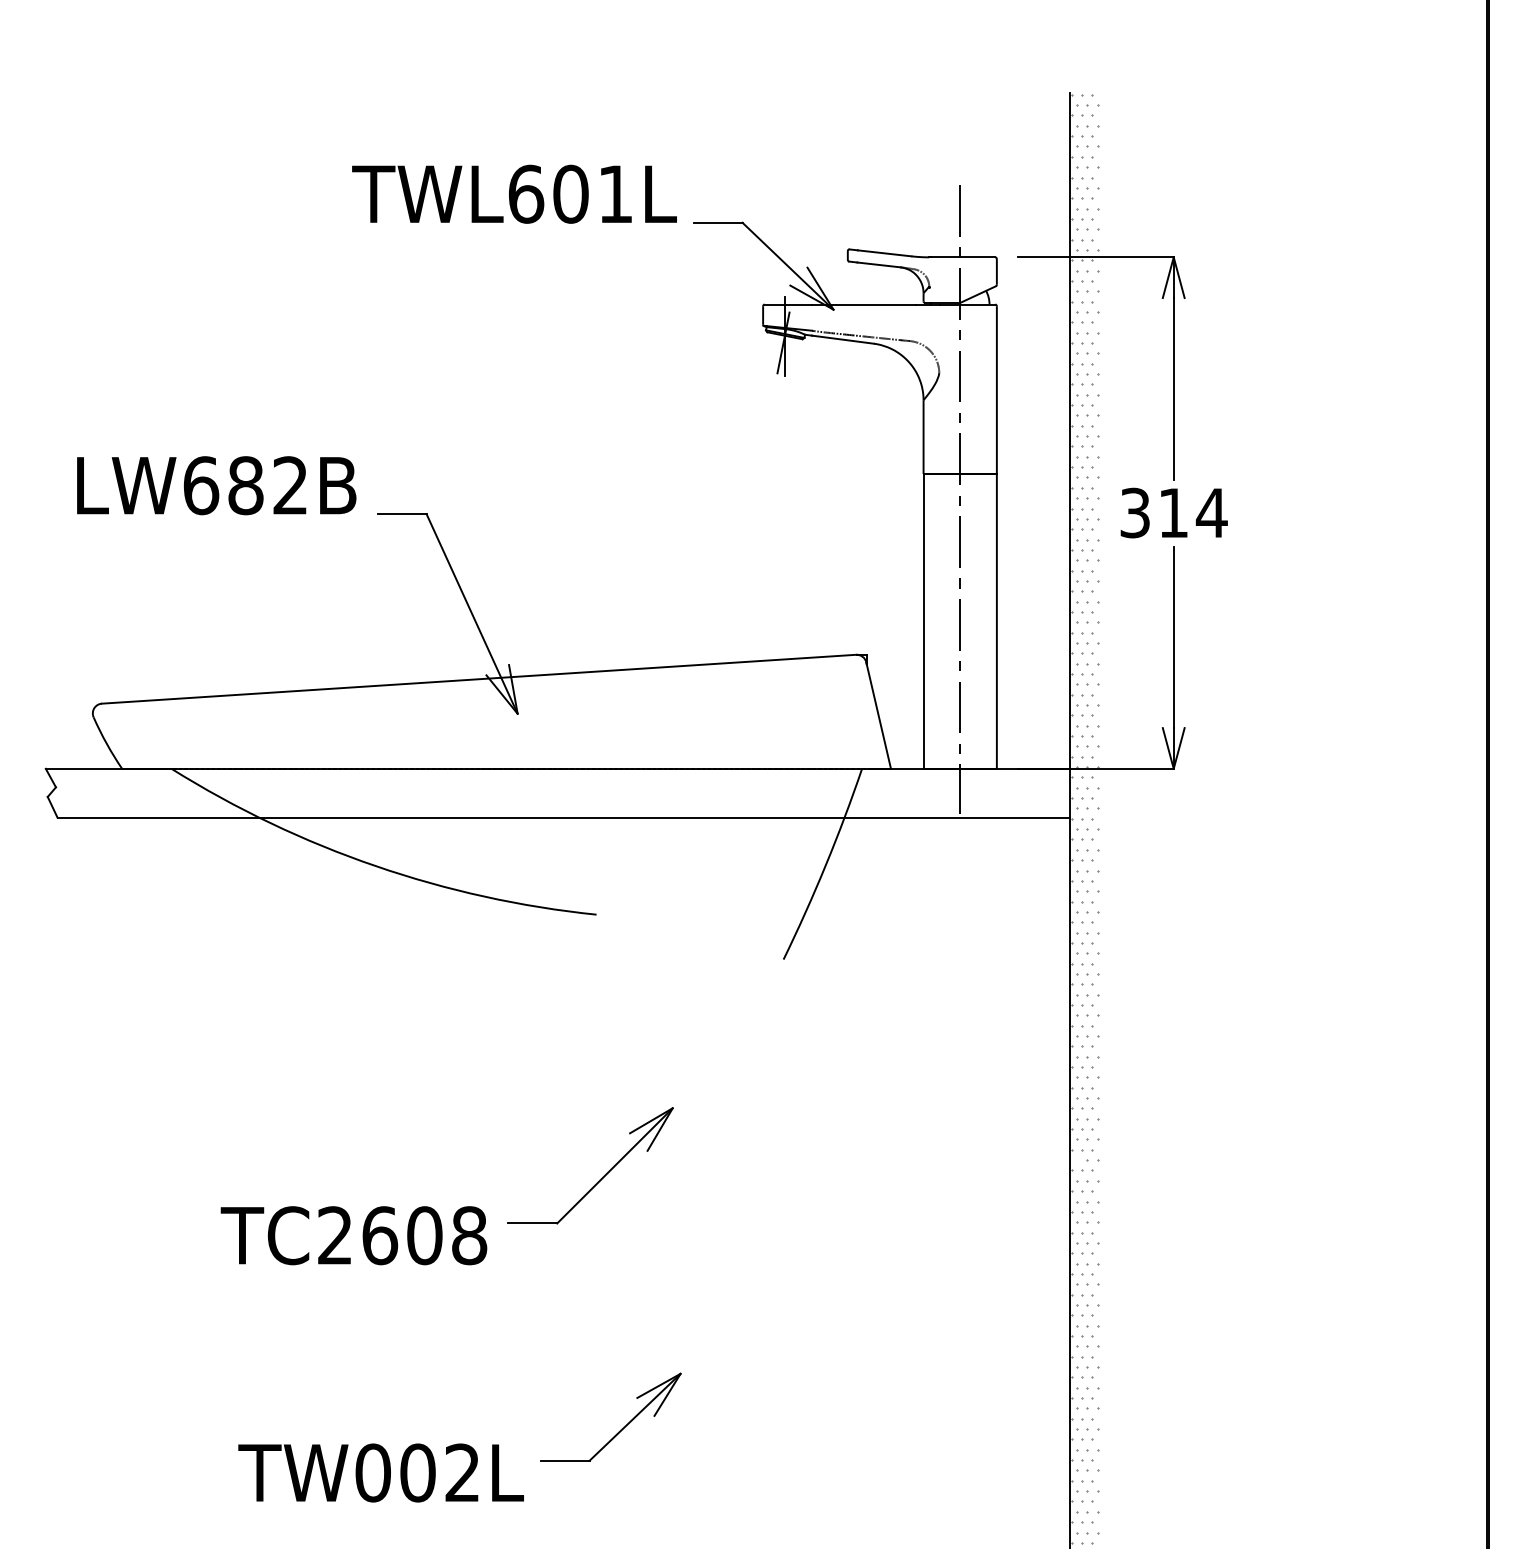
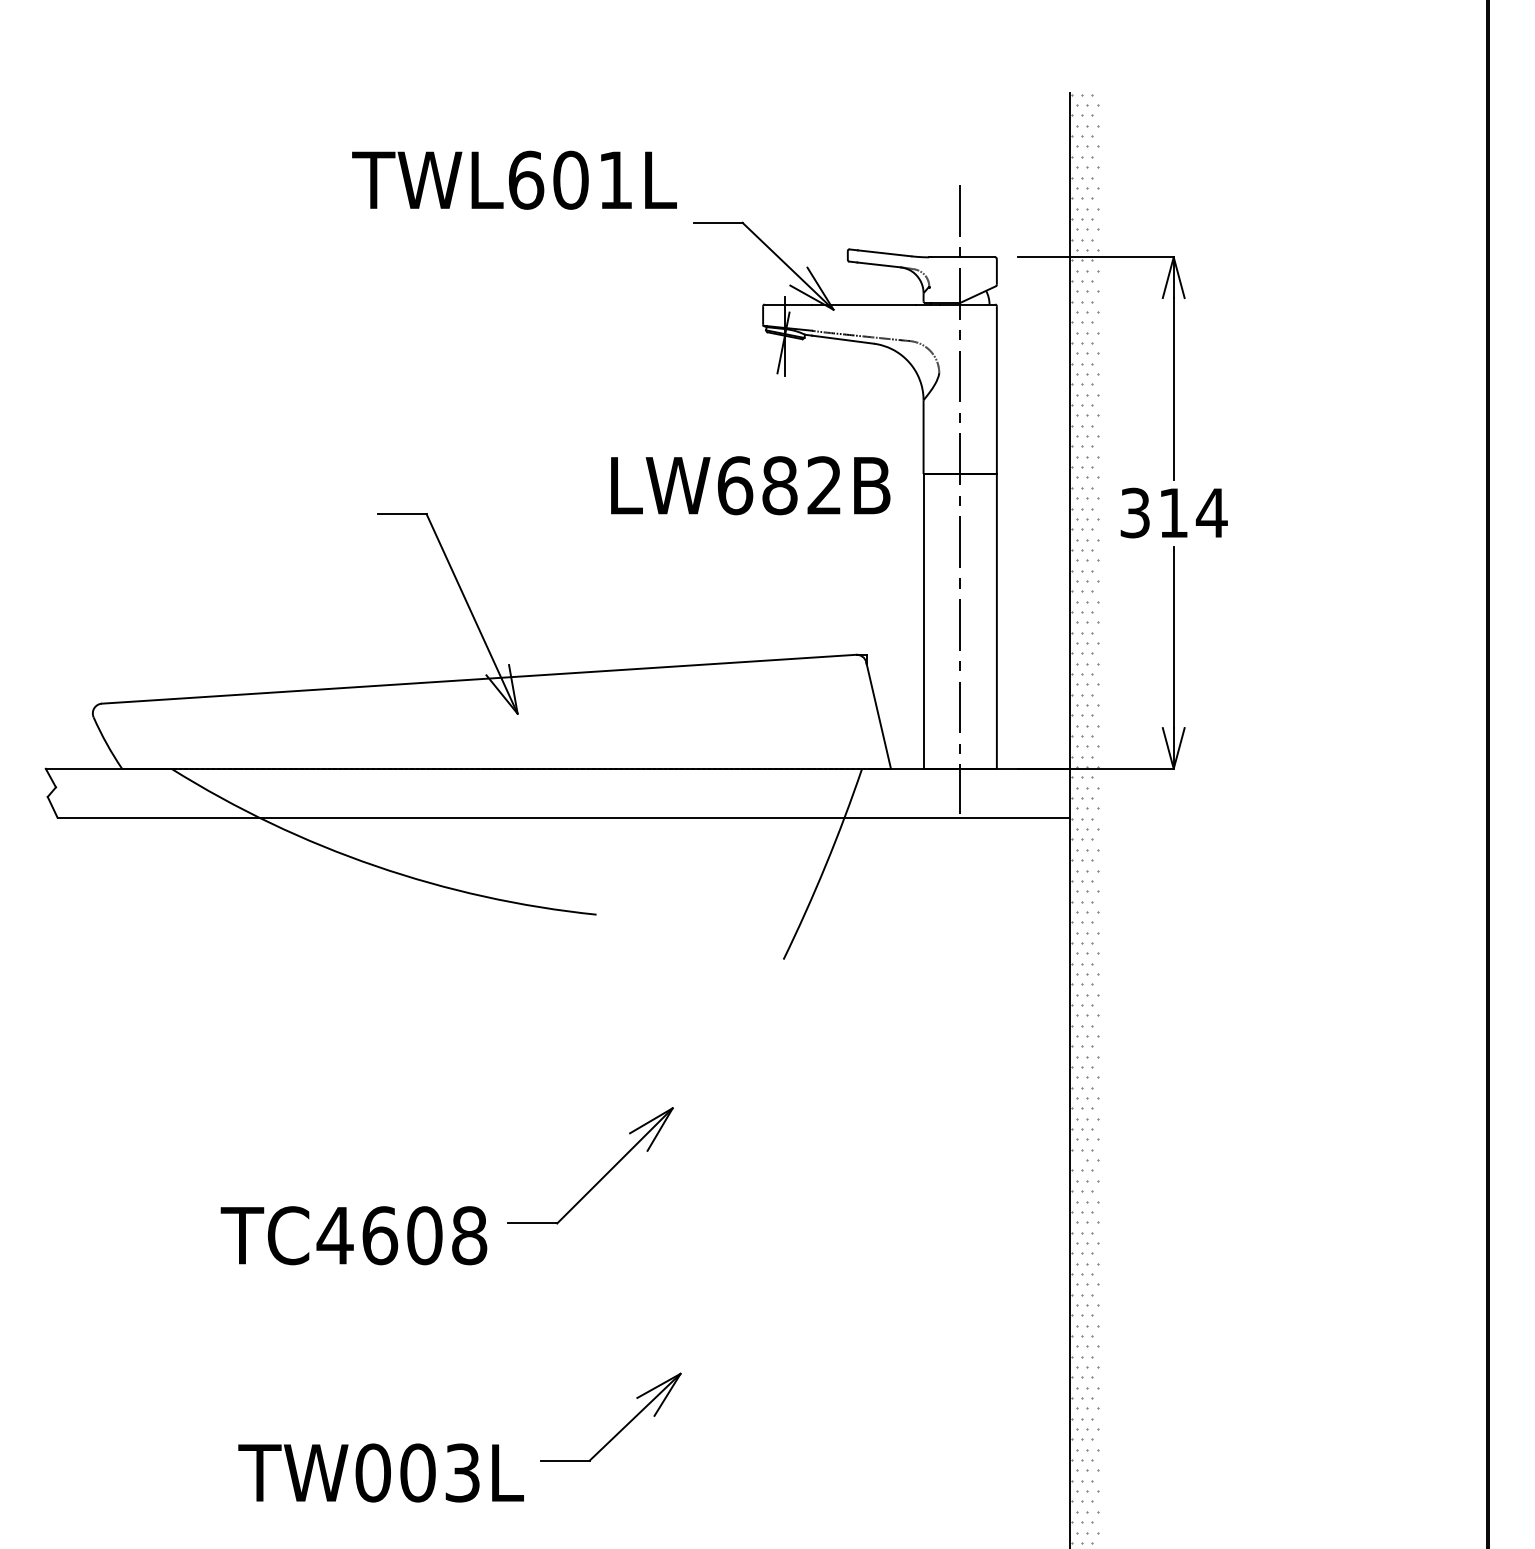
text position: (514, 193) -> (514, 179) (514, 179)
text position: (216, 485) -> (750, 485) (750, 485)
text: TC2608 -> TC4608 (334, 1235)
text: TW002L -> TW003L (462, 1472)
